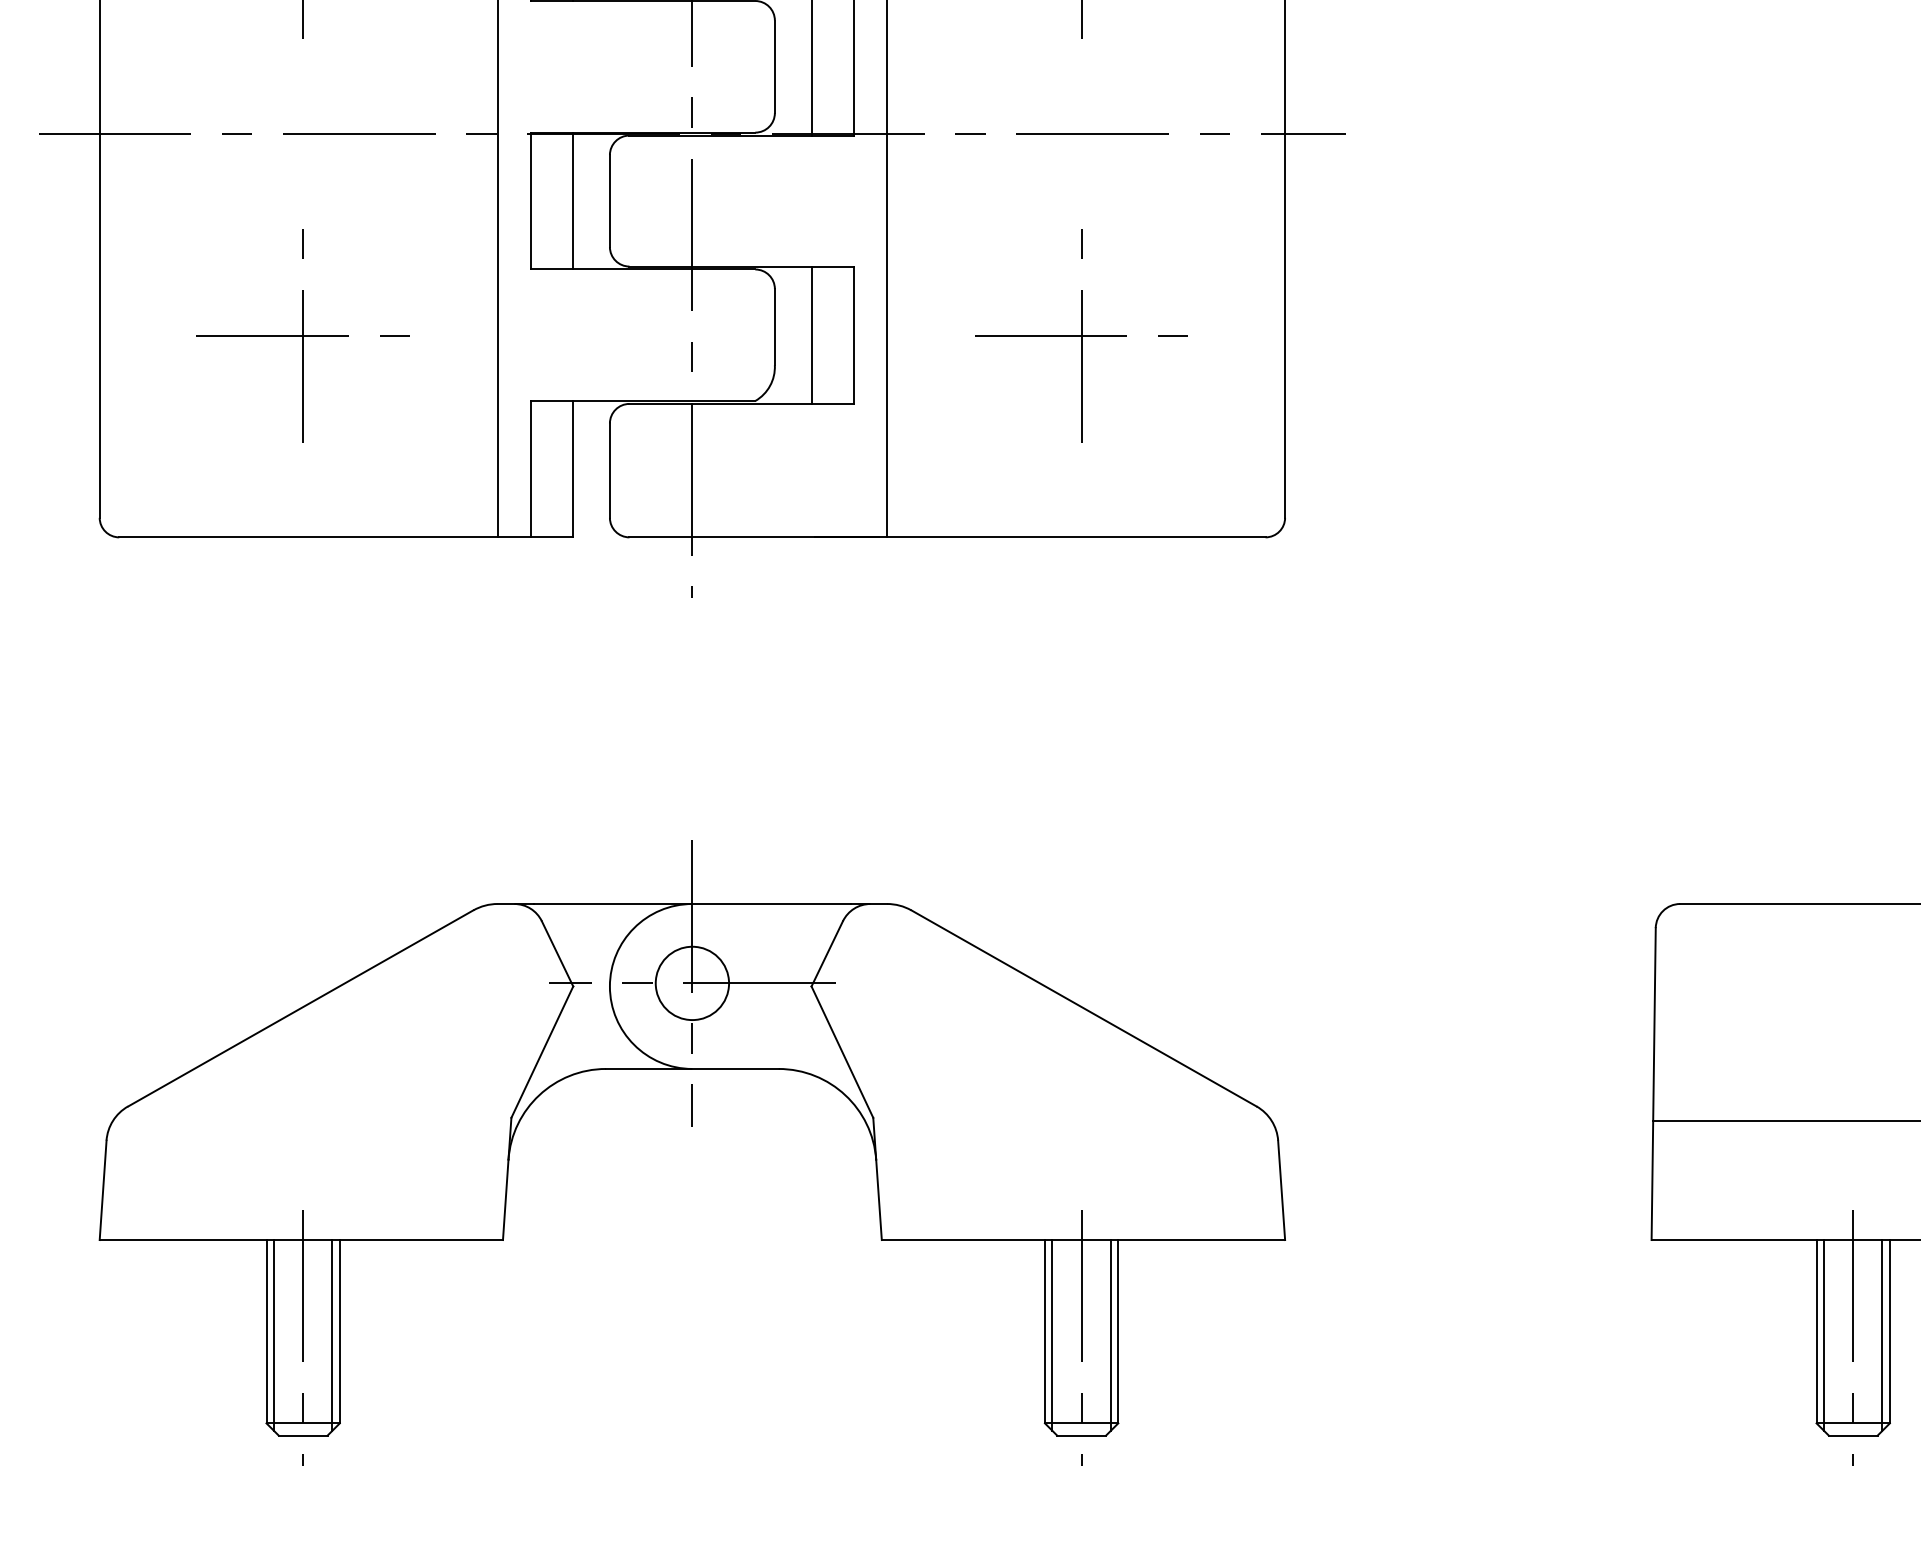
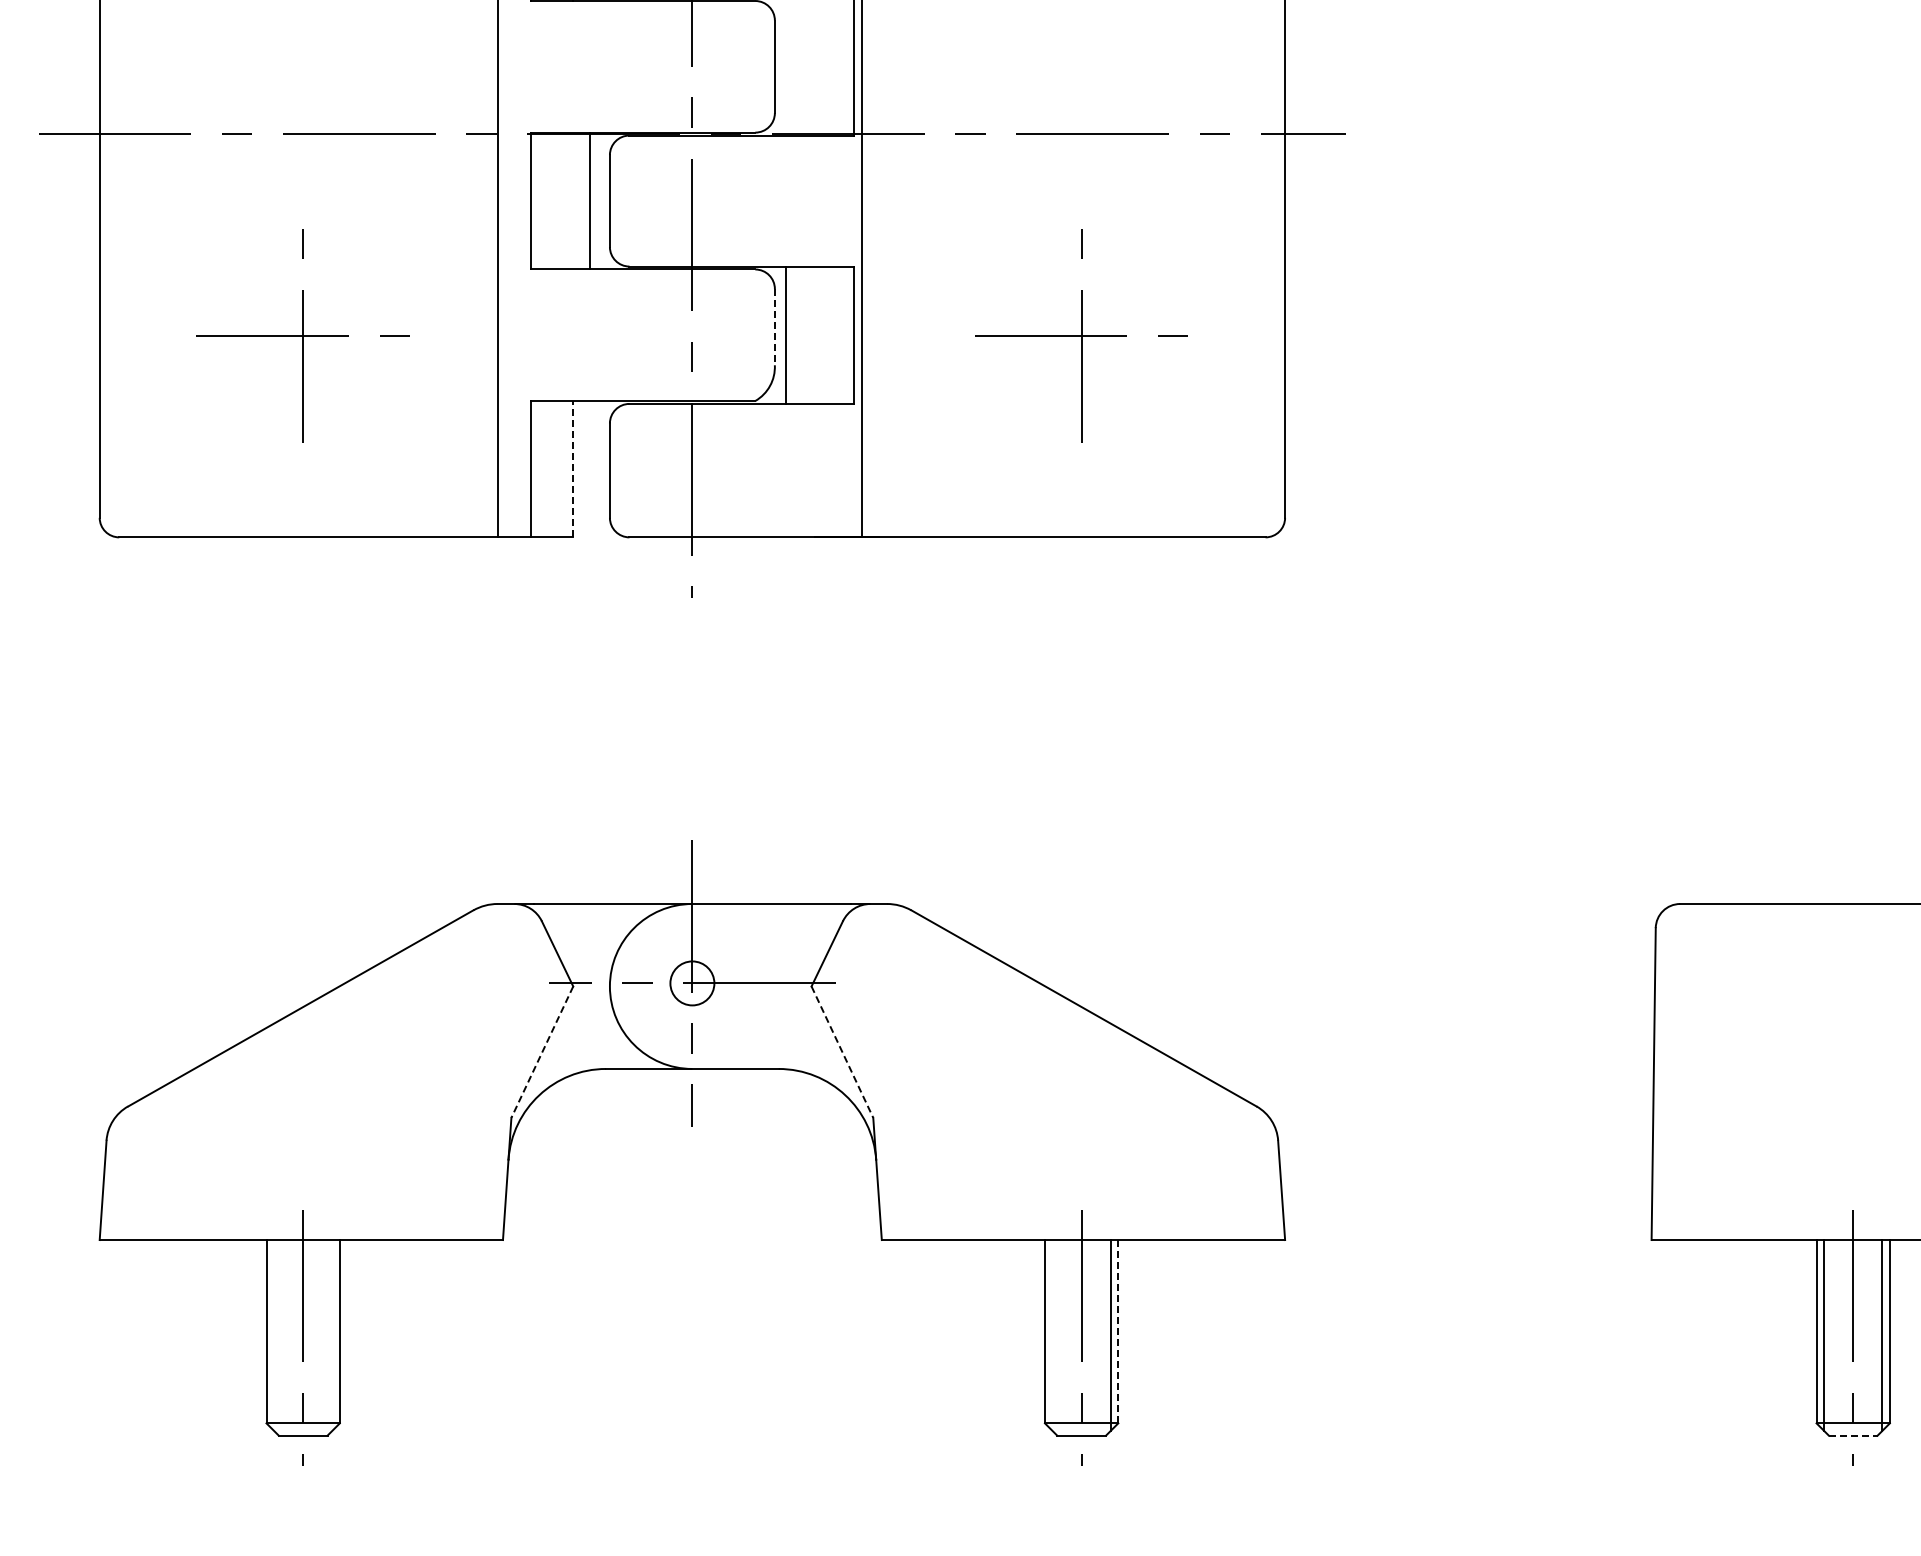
line: present -> none (303, 20)
line: present -> none (1081, 20)
line: present -> none (811, 68)
line position: (573, 200) -> (590, 200) (590, 200)
line position: (887, 269) -> (862, 269) (862, 269)
line: solid -> dashed (774, 327)
line position: (811, 335) -> (785, 335) (785, 335)
line: solid -> dashed (573, 468)
circle diameter: 73 px -> 44 px (692, 983)
line: solid -> dashed (542, 1052)
line: solid -> dashed (842, 1052)
line: present -> none (1785, 1120)
line: solid -> dashed (1118, 1331)
line: present -> none (273, 1335)
line: present -> none (332, 1335)
line: present -> none (1052, 1335)
line: solid -> dashed (1853, 1435)
